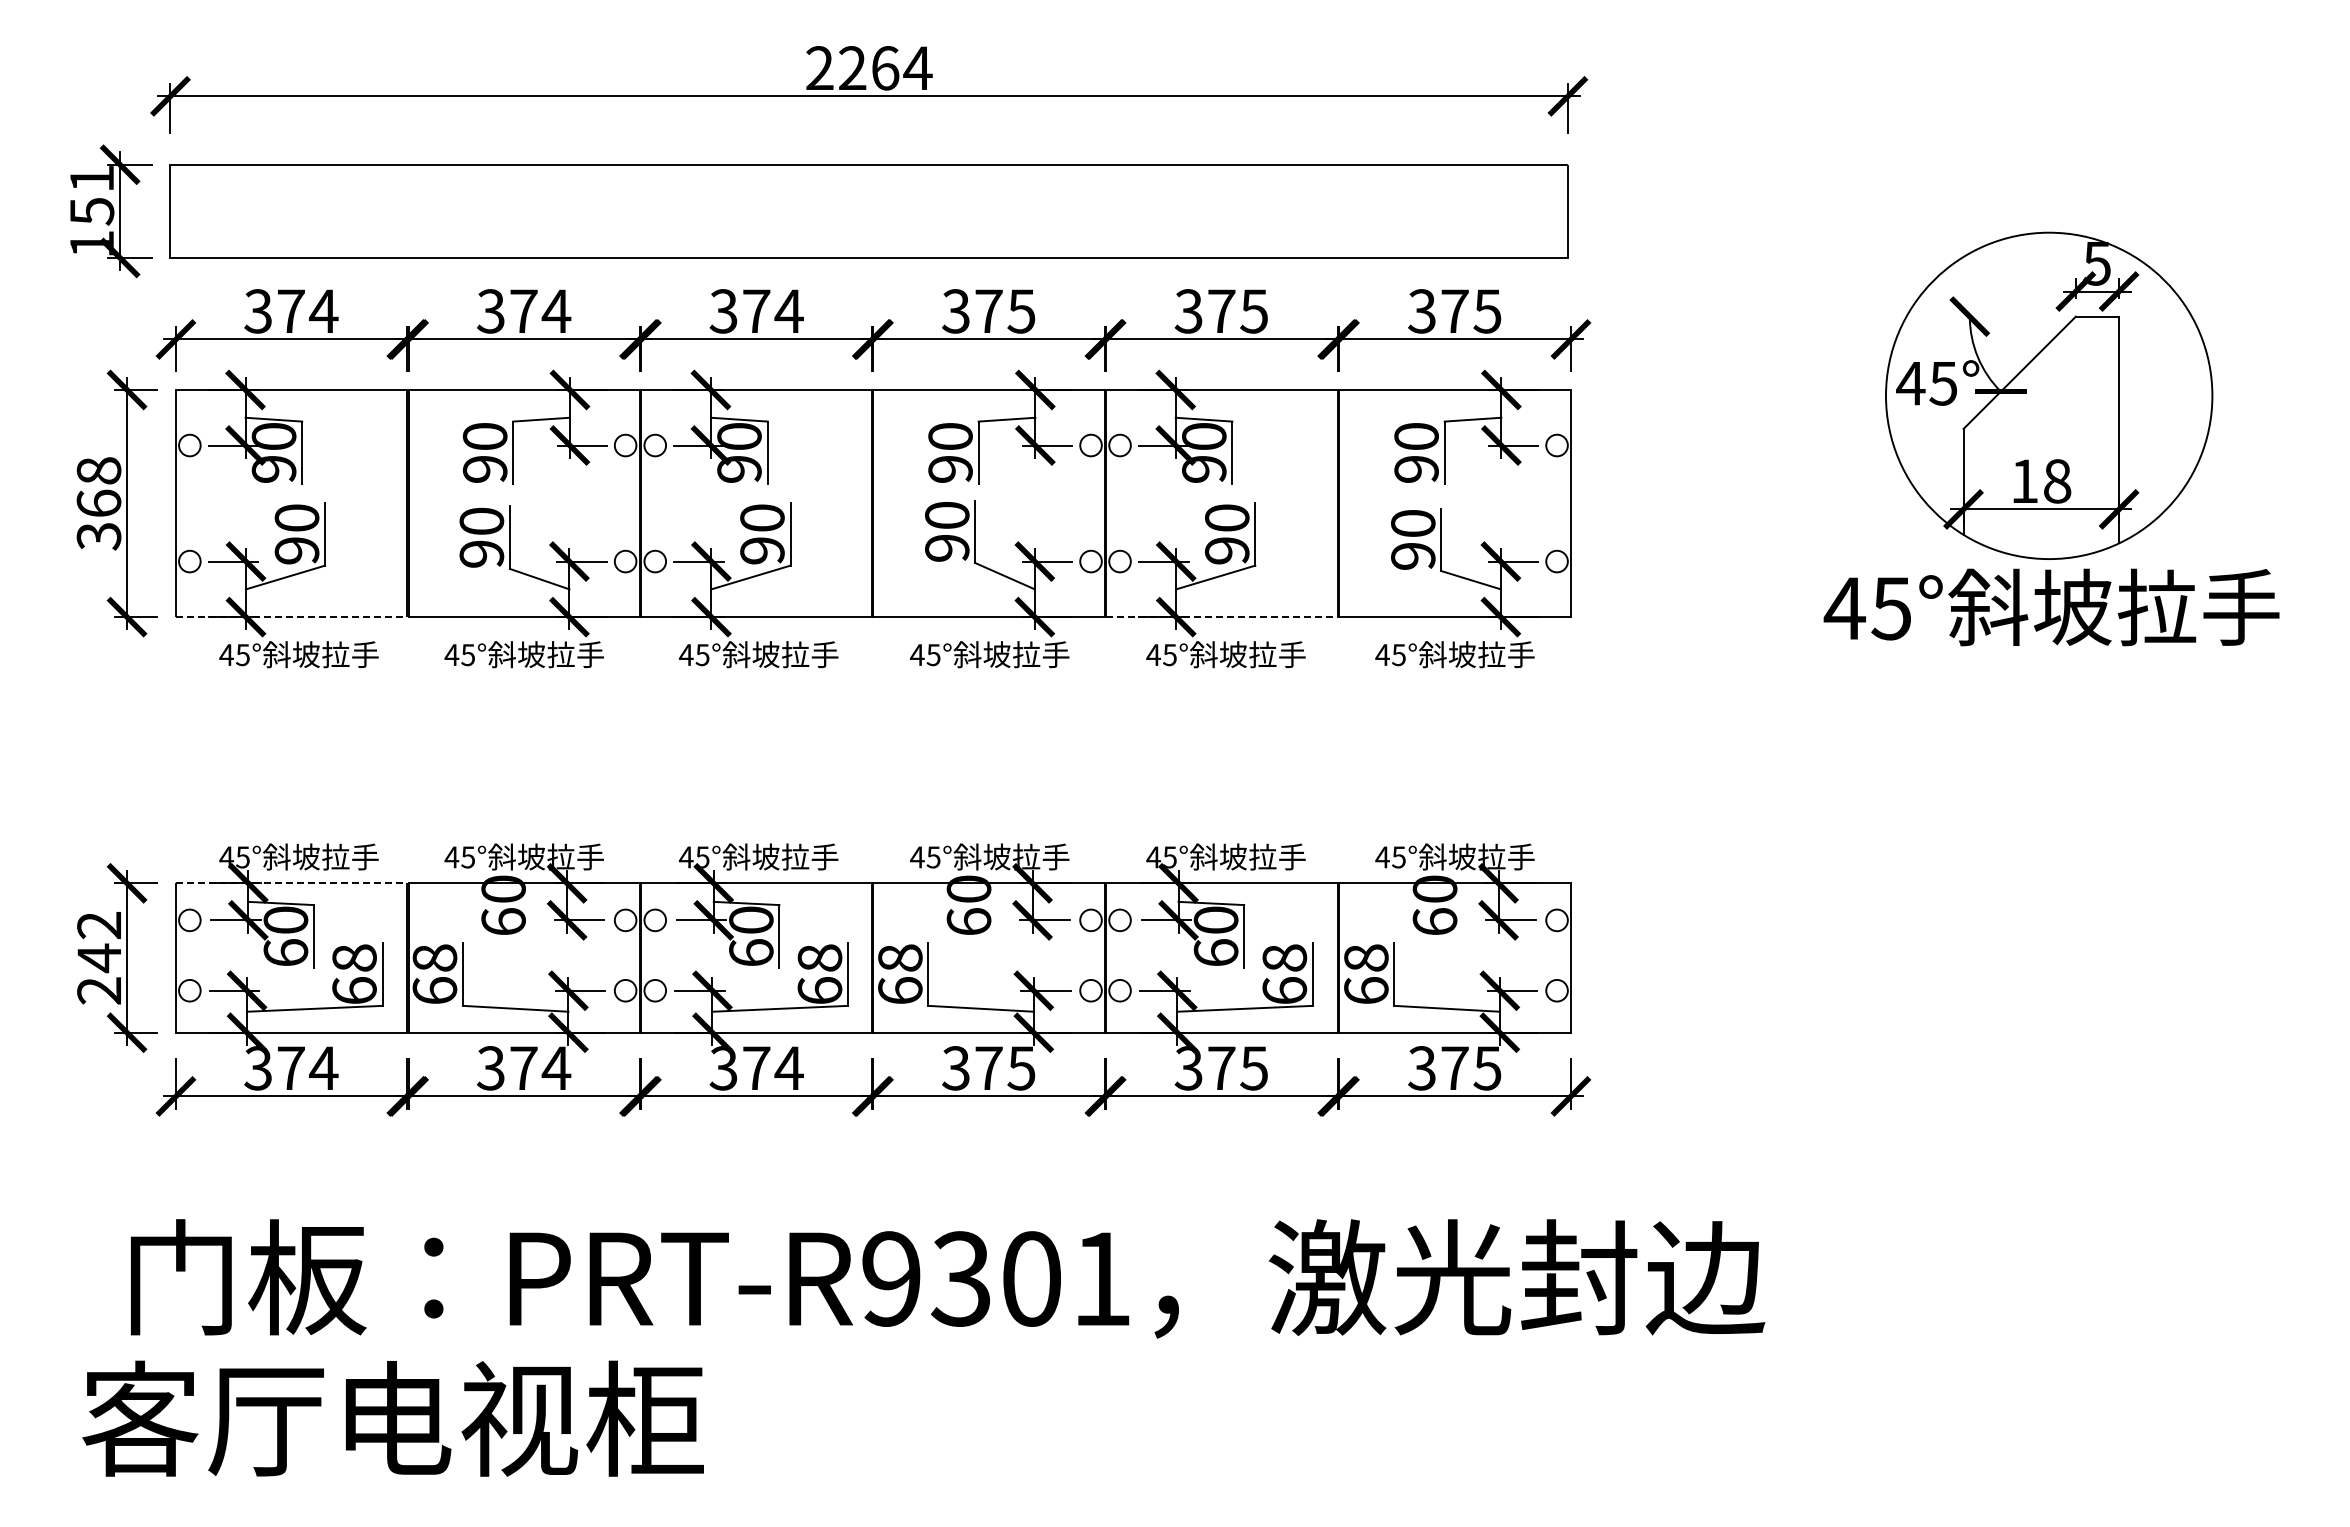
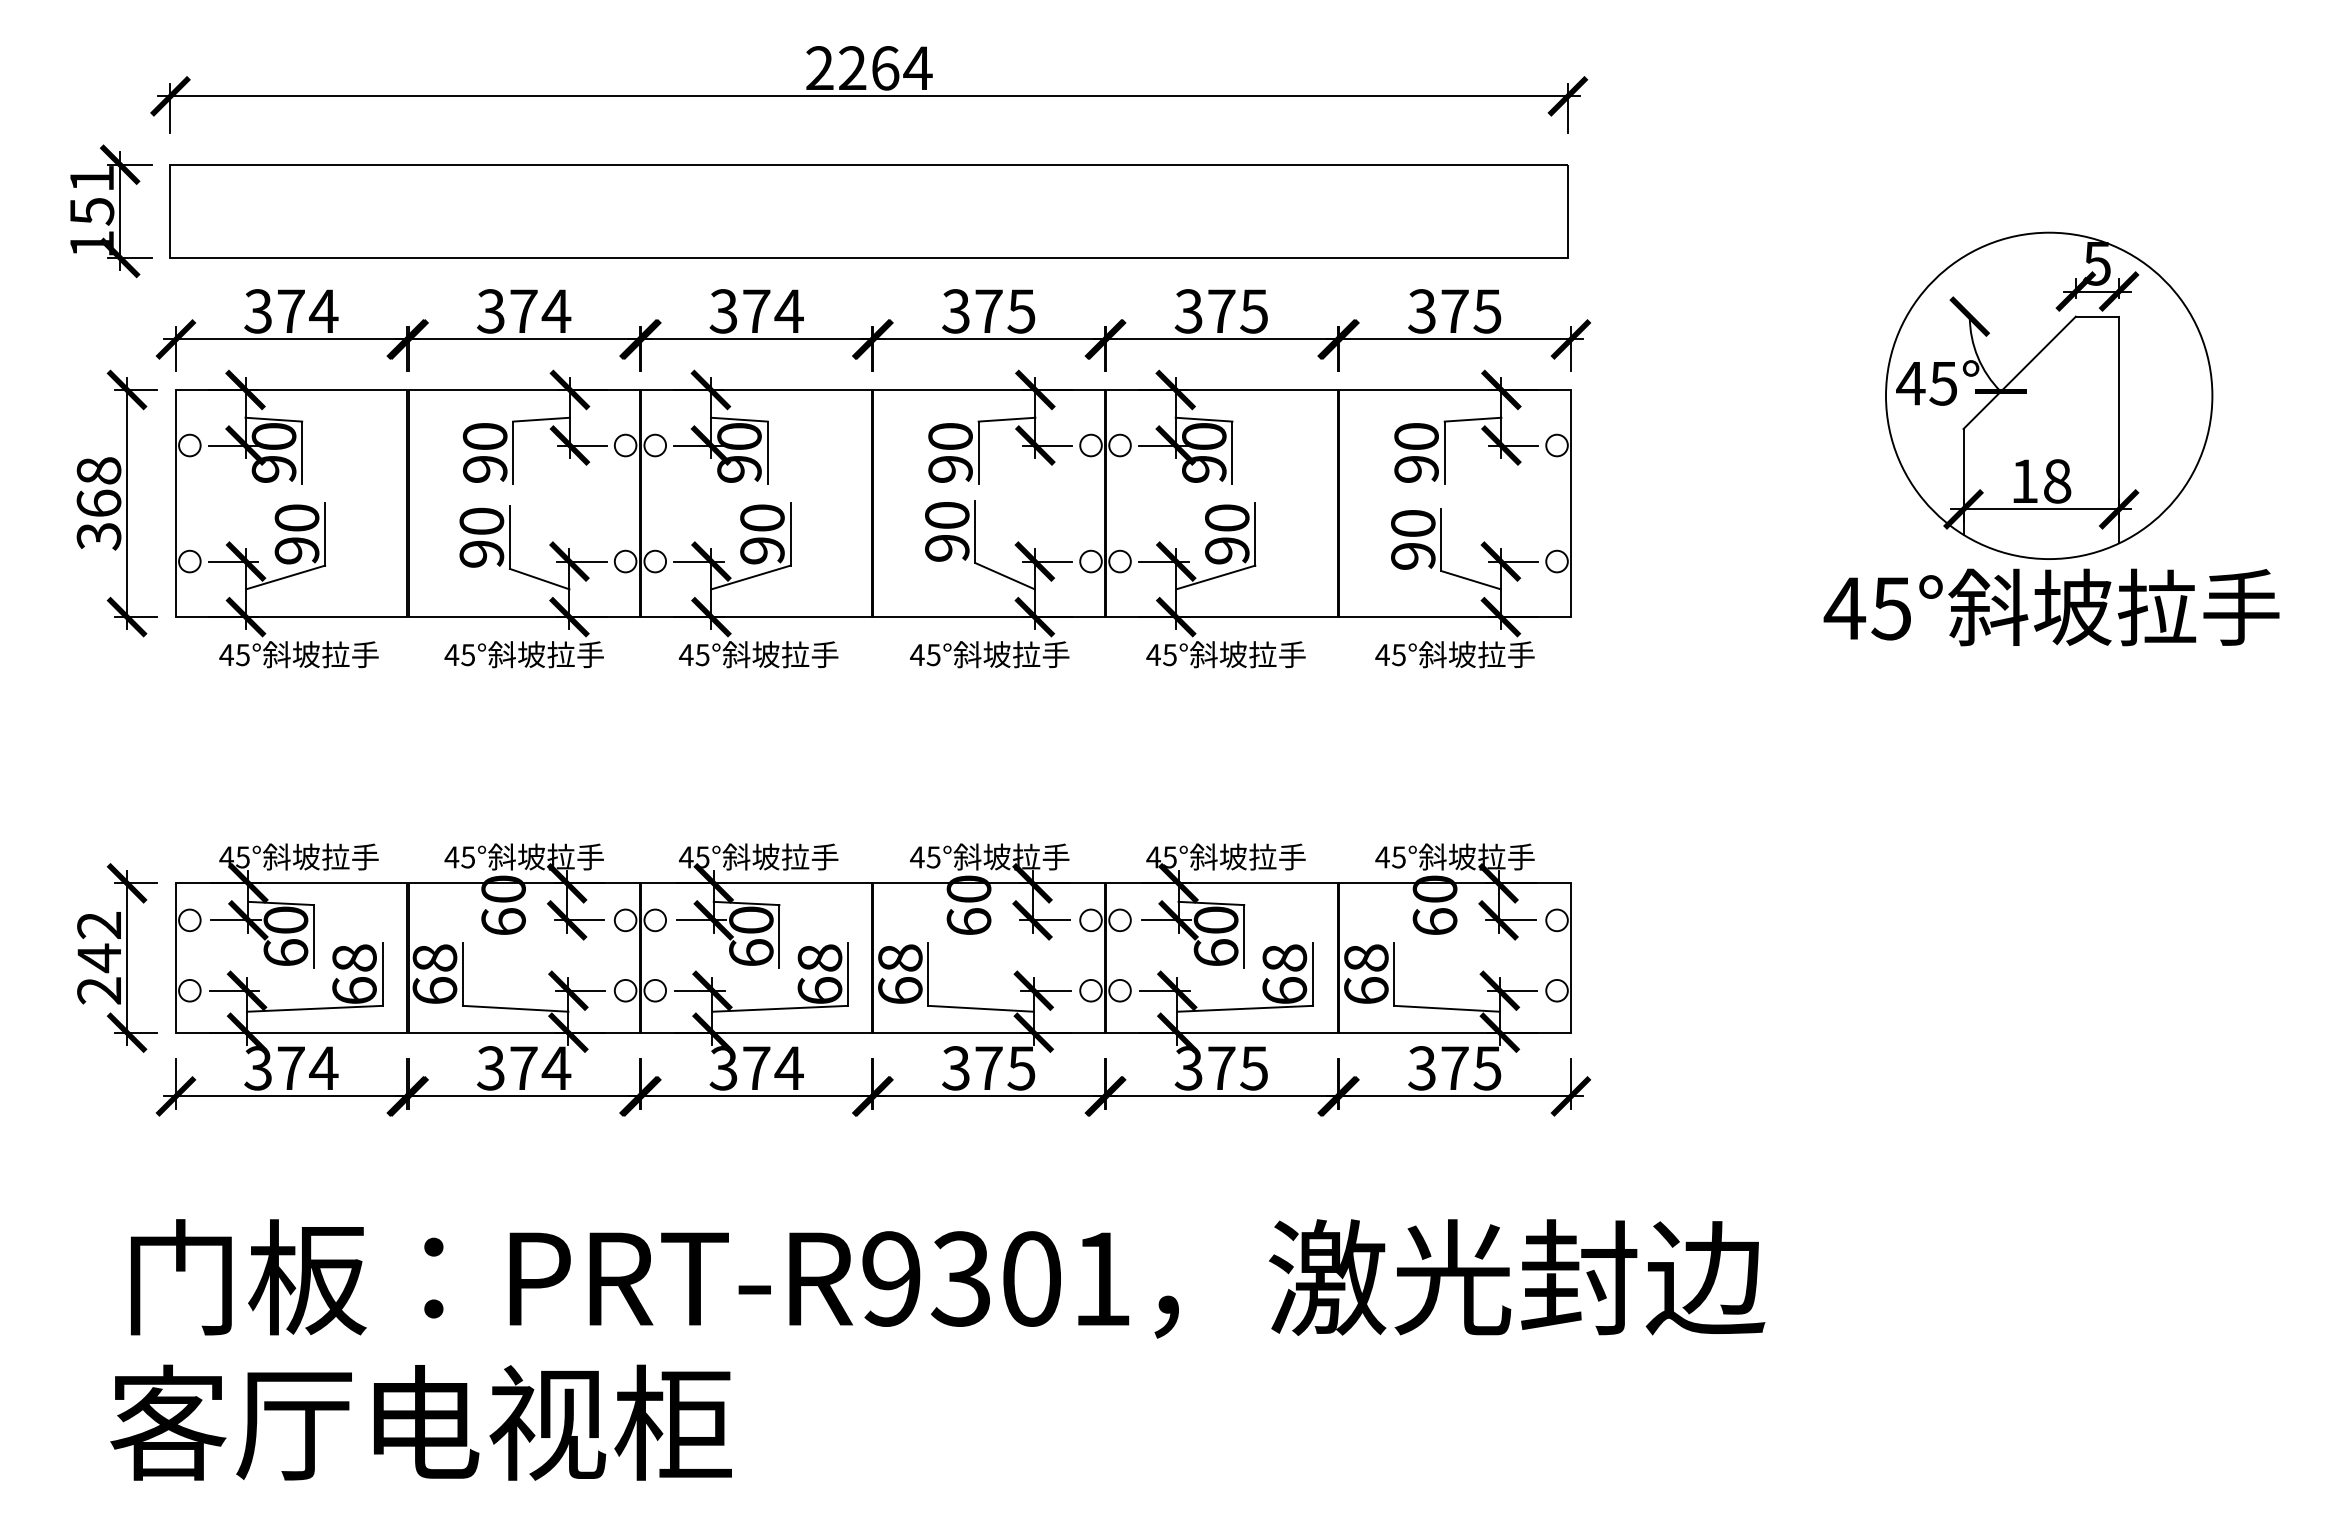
line: dashed -> solid (291, 617)
line: dashed -> solid (1221, 617)
line: dashed -> solid (291, 883)
text position: (392, 1418) -> (420, 1422) (420, 1422)
